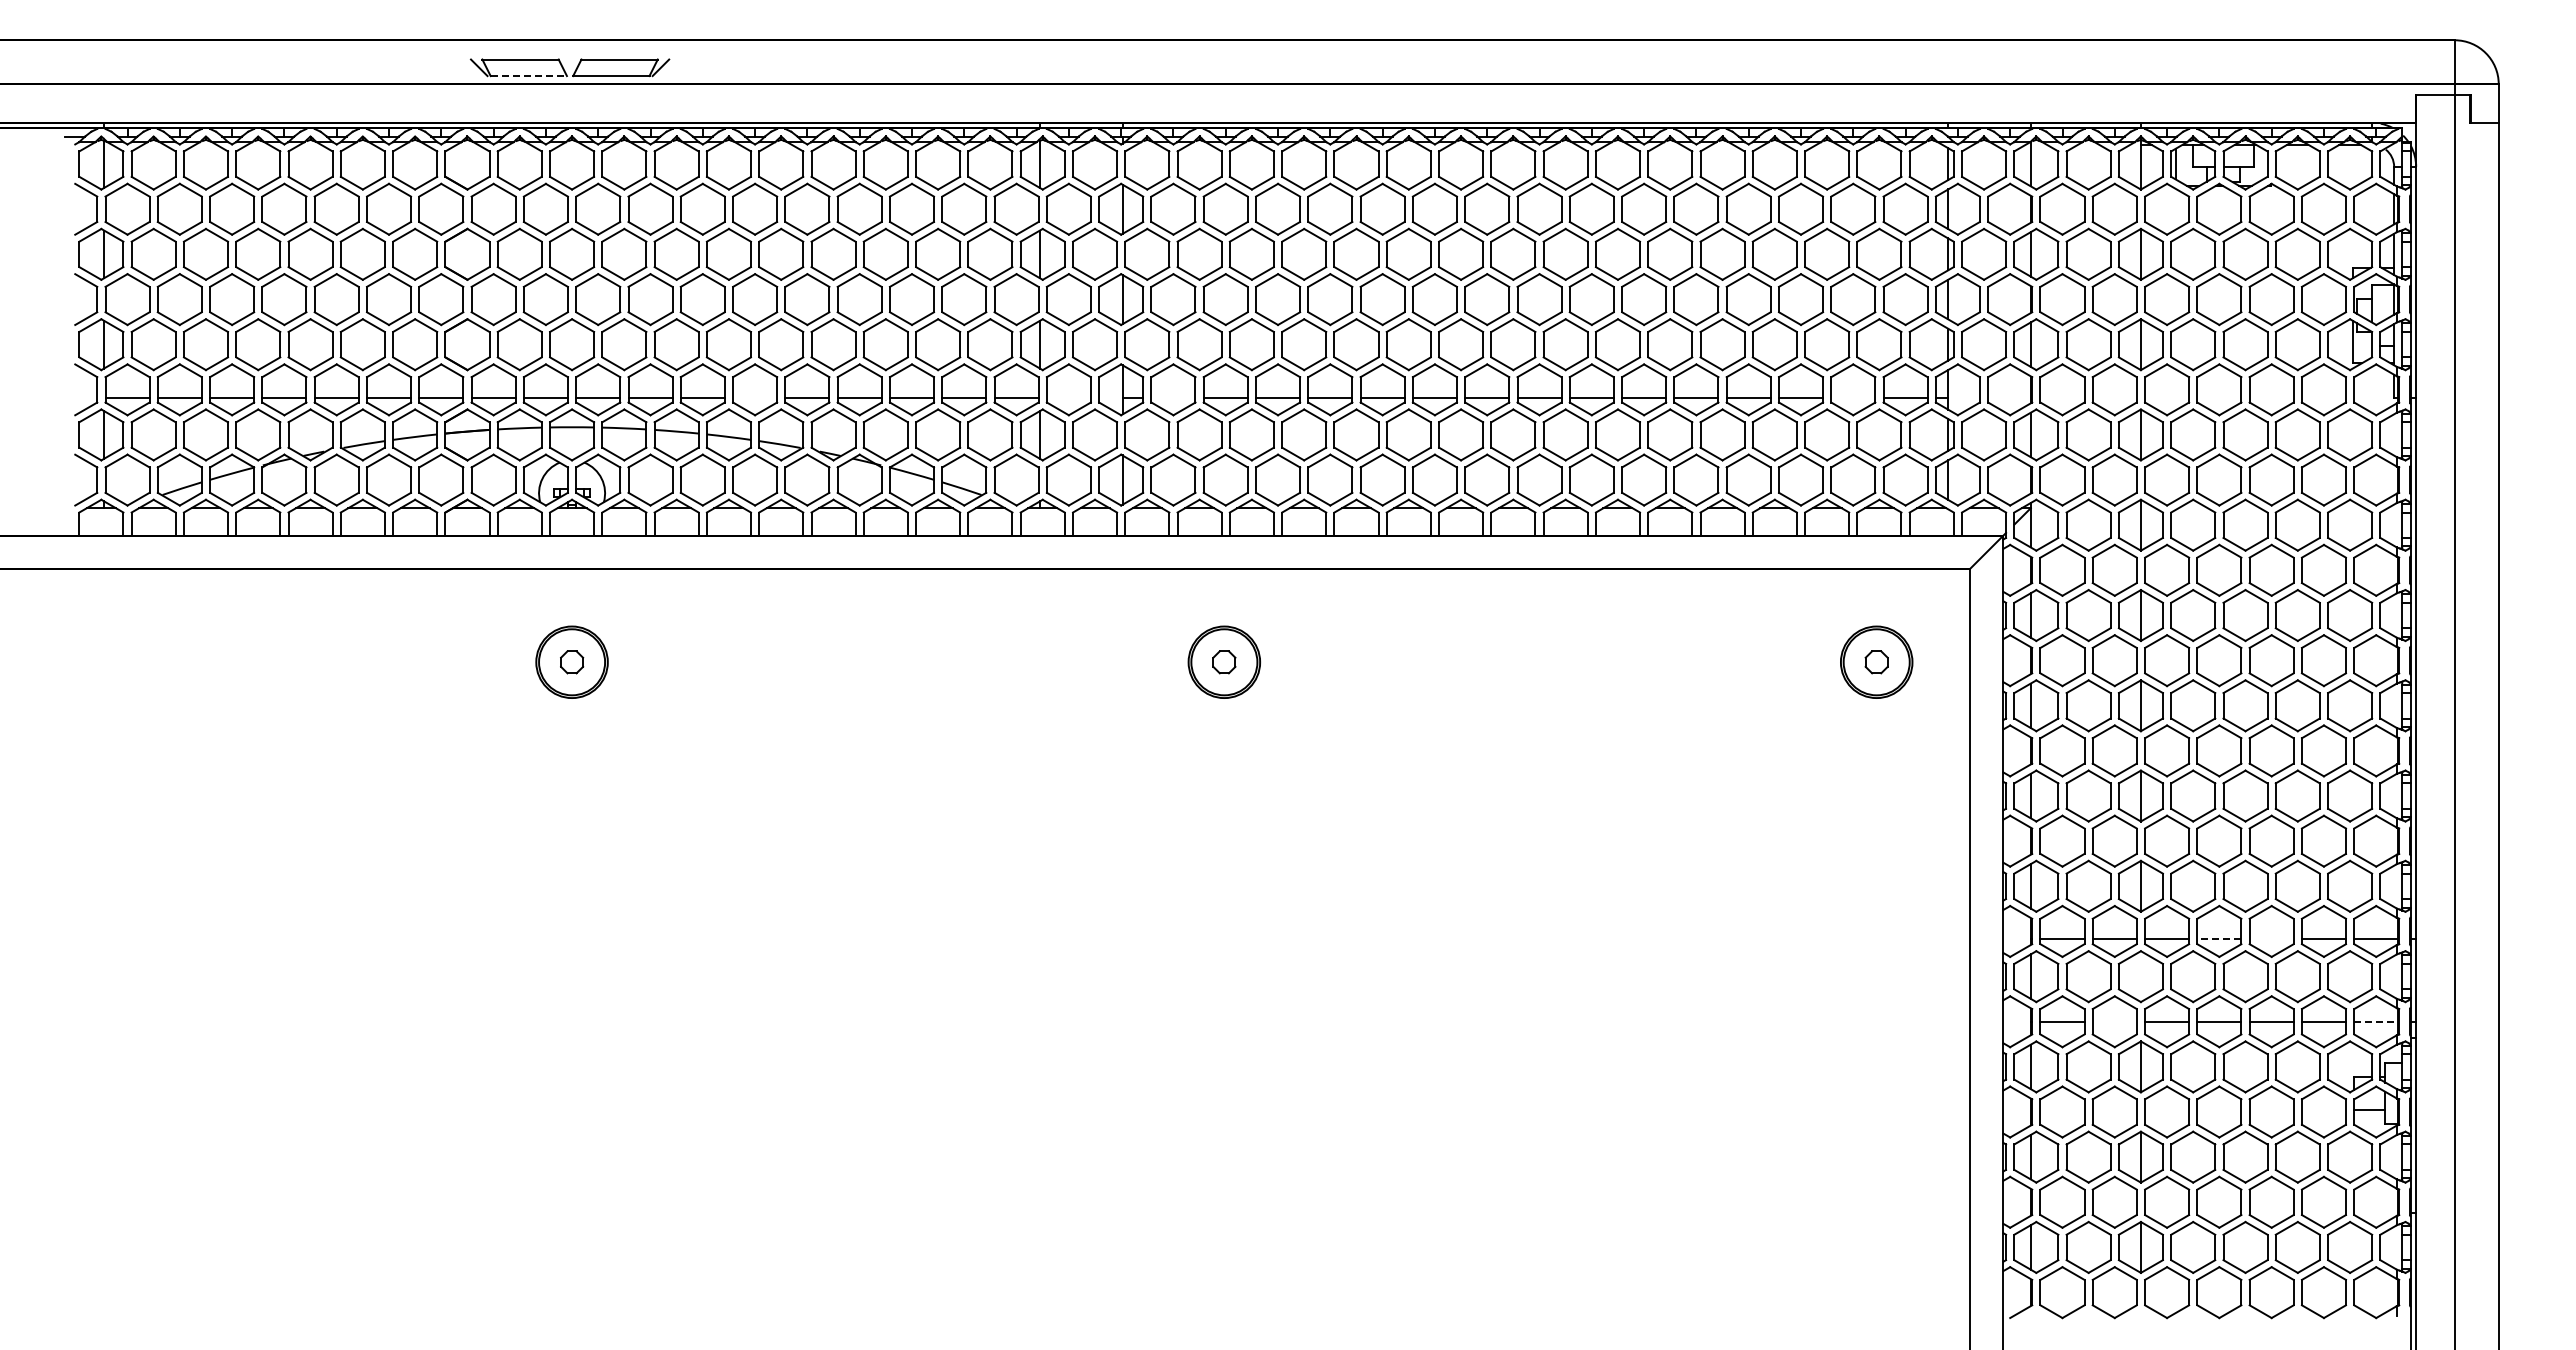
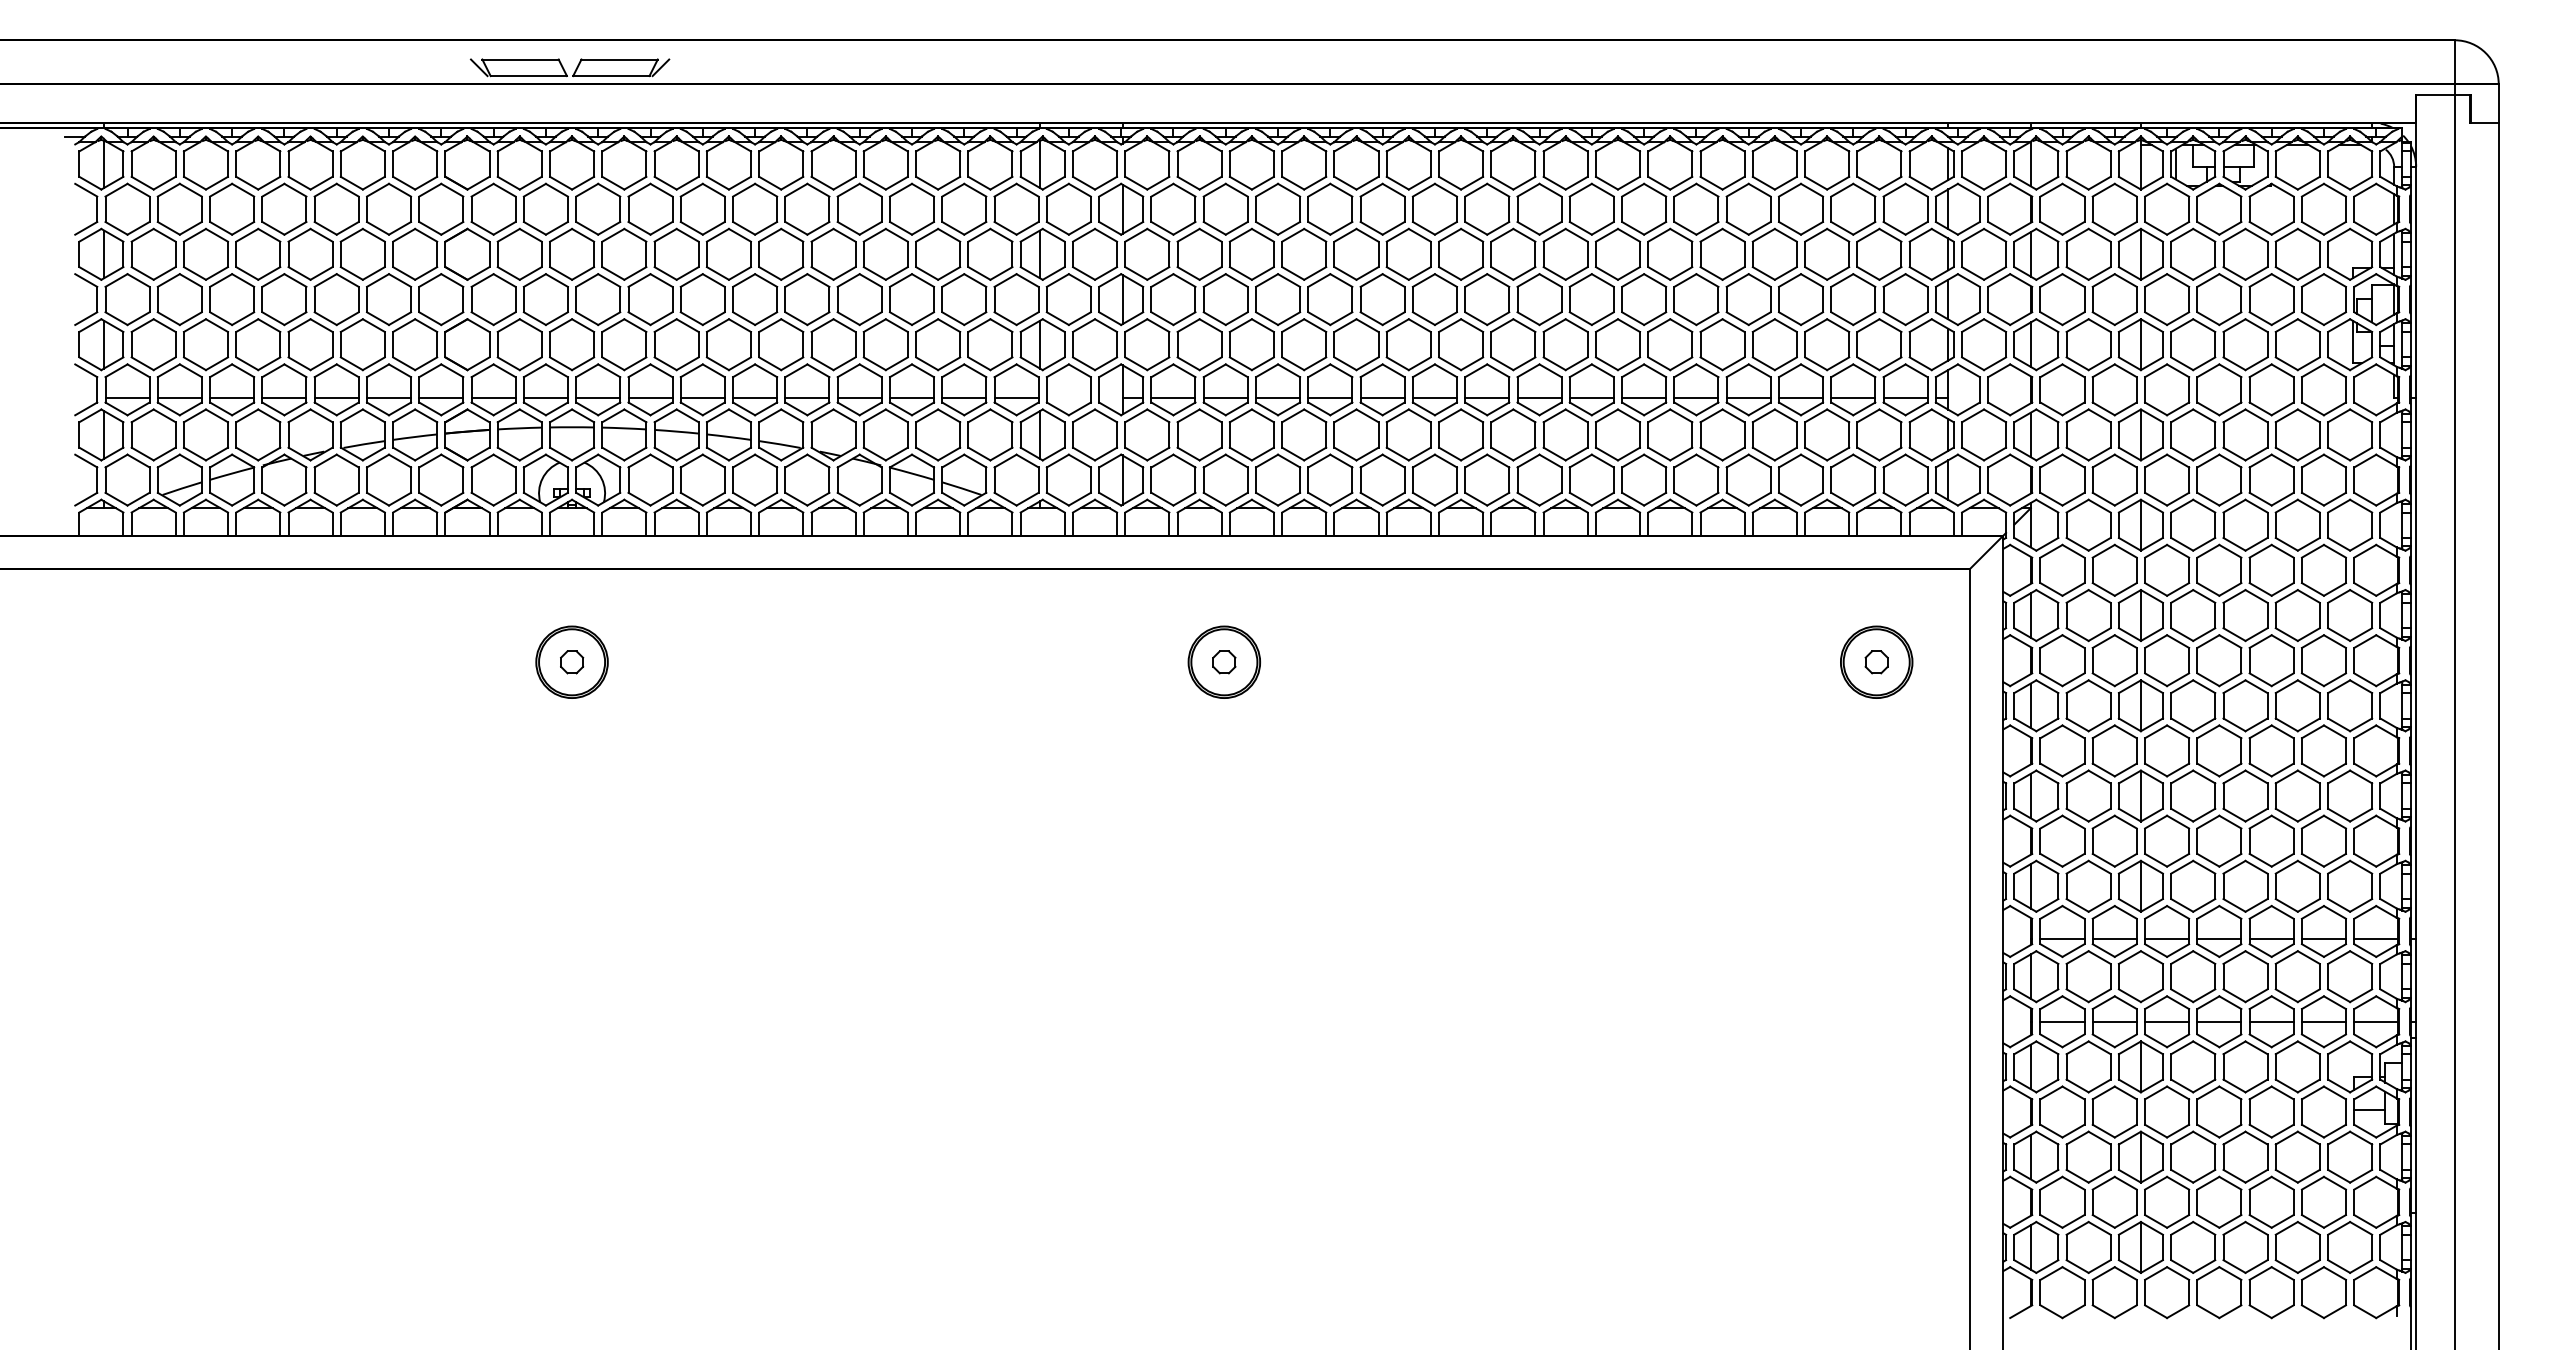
line: dashed -> solid (529, 76)
line: none -> present (755, 398)
line: none -> present (1173, 398)
line: none -> present (1853, 398)
line: dashed -> solid (2218, 939)
line: none -> present (2271, 939)
line: none -> present (2114, 1021)
line: dashed -> solid (2376, 1021)
